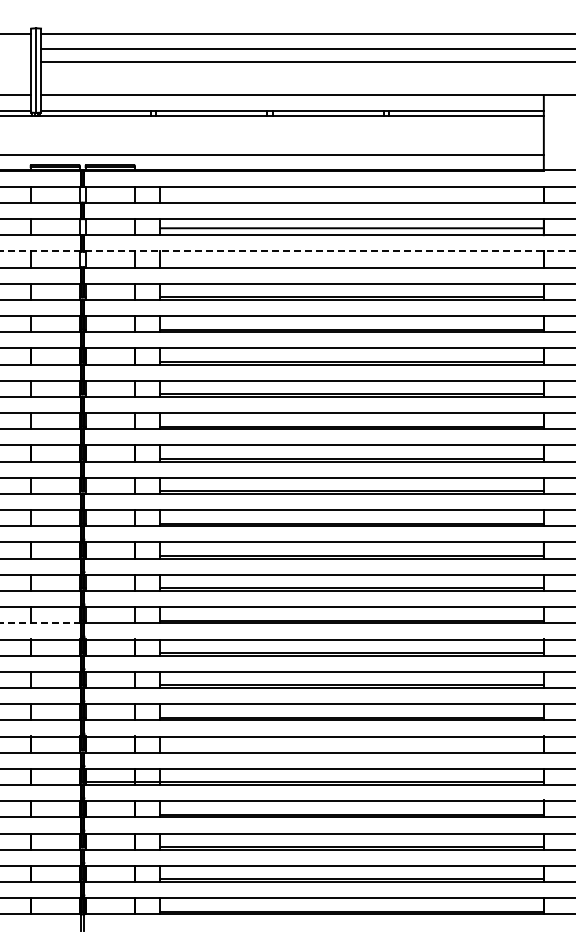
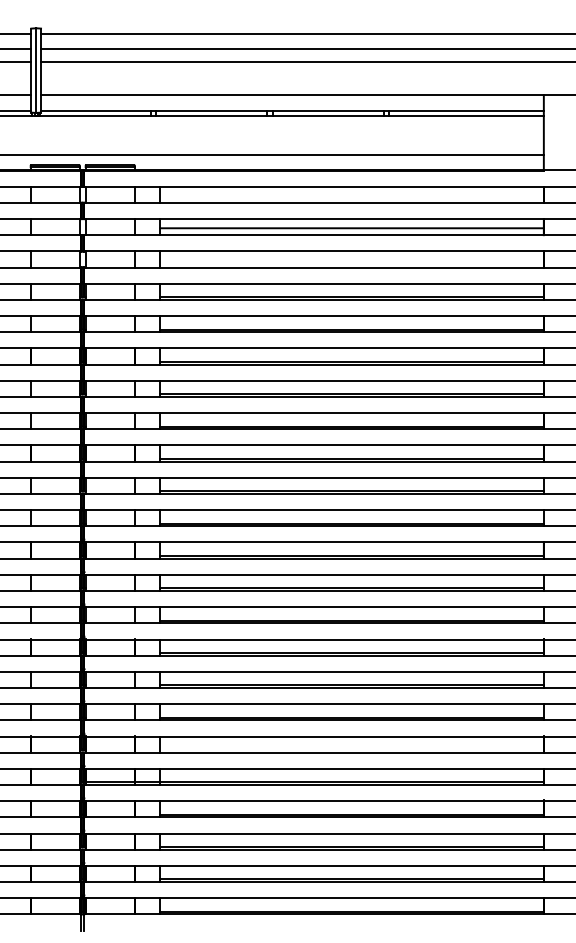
line: none -> present (16, 49)
line: none -> present (16, 62)
line: dashed -> solid (287, 251)
line: dashed -> solid (40, 623)
